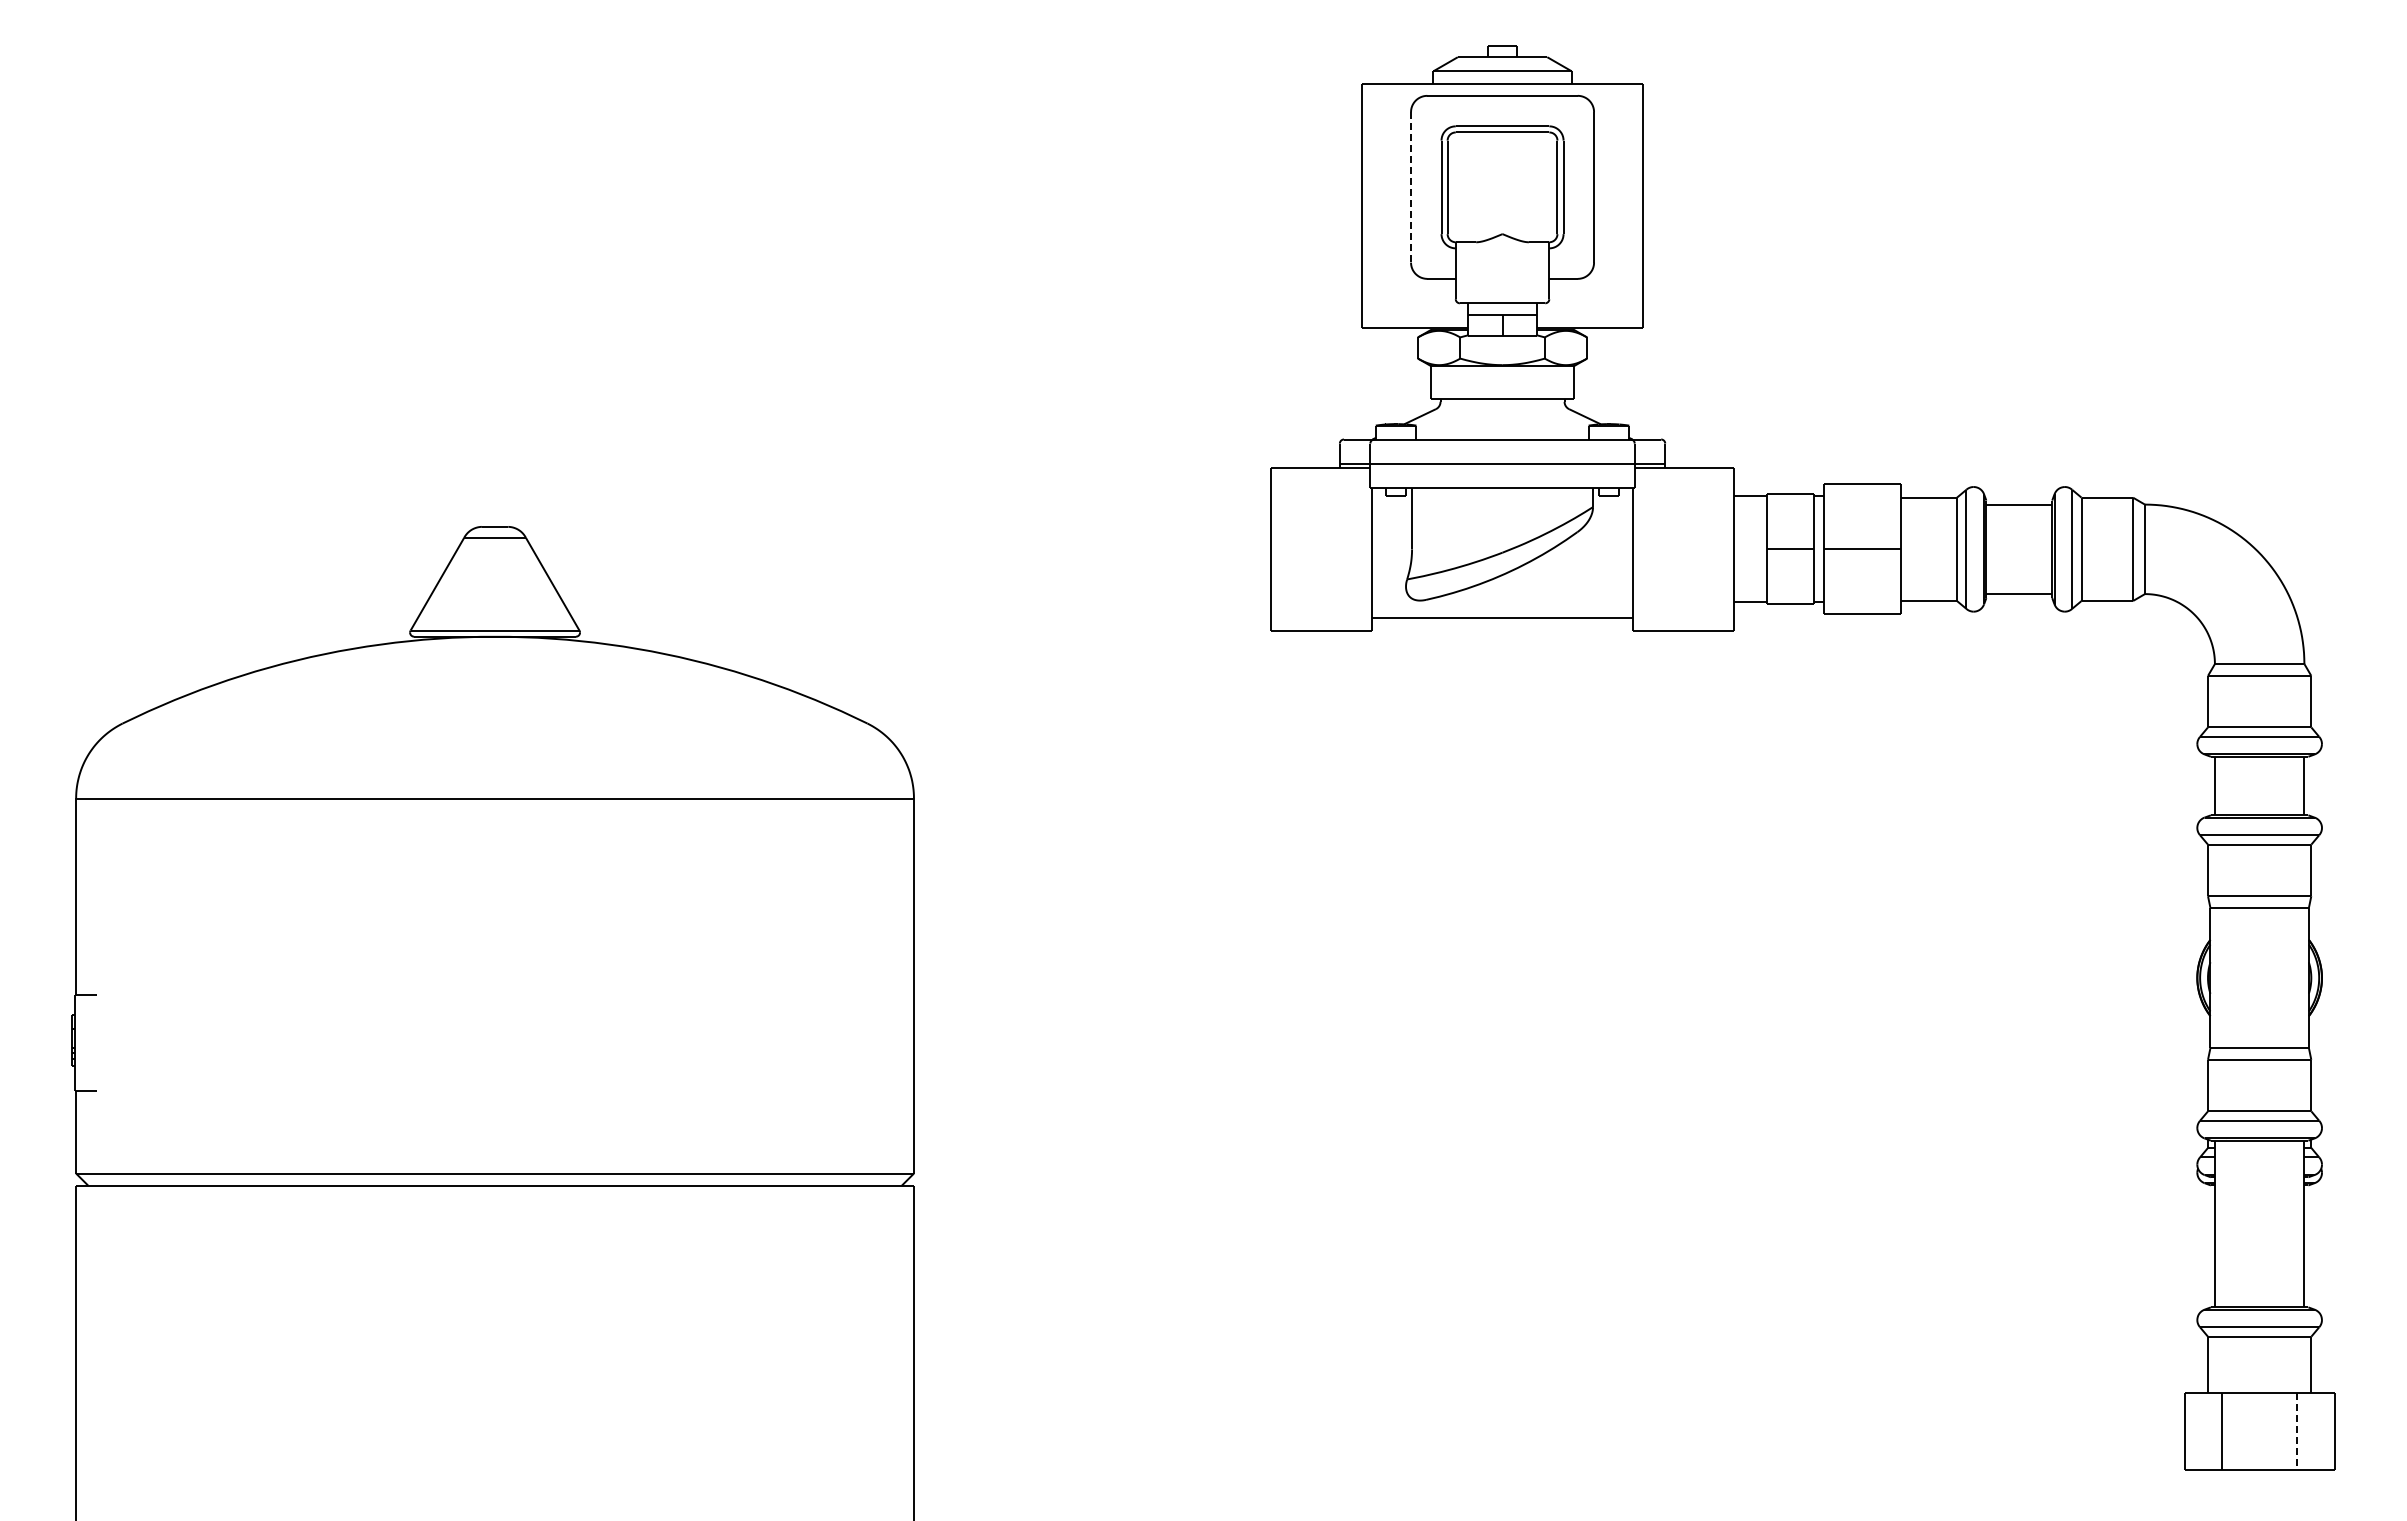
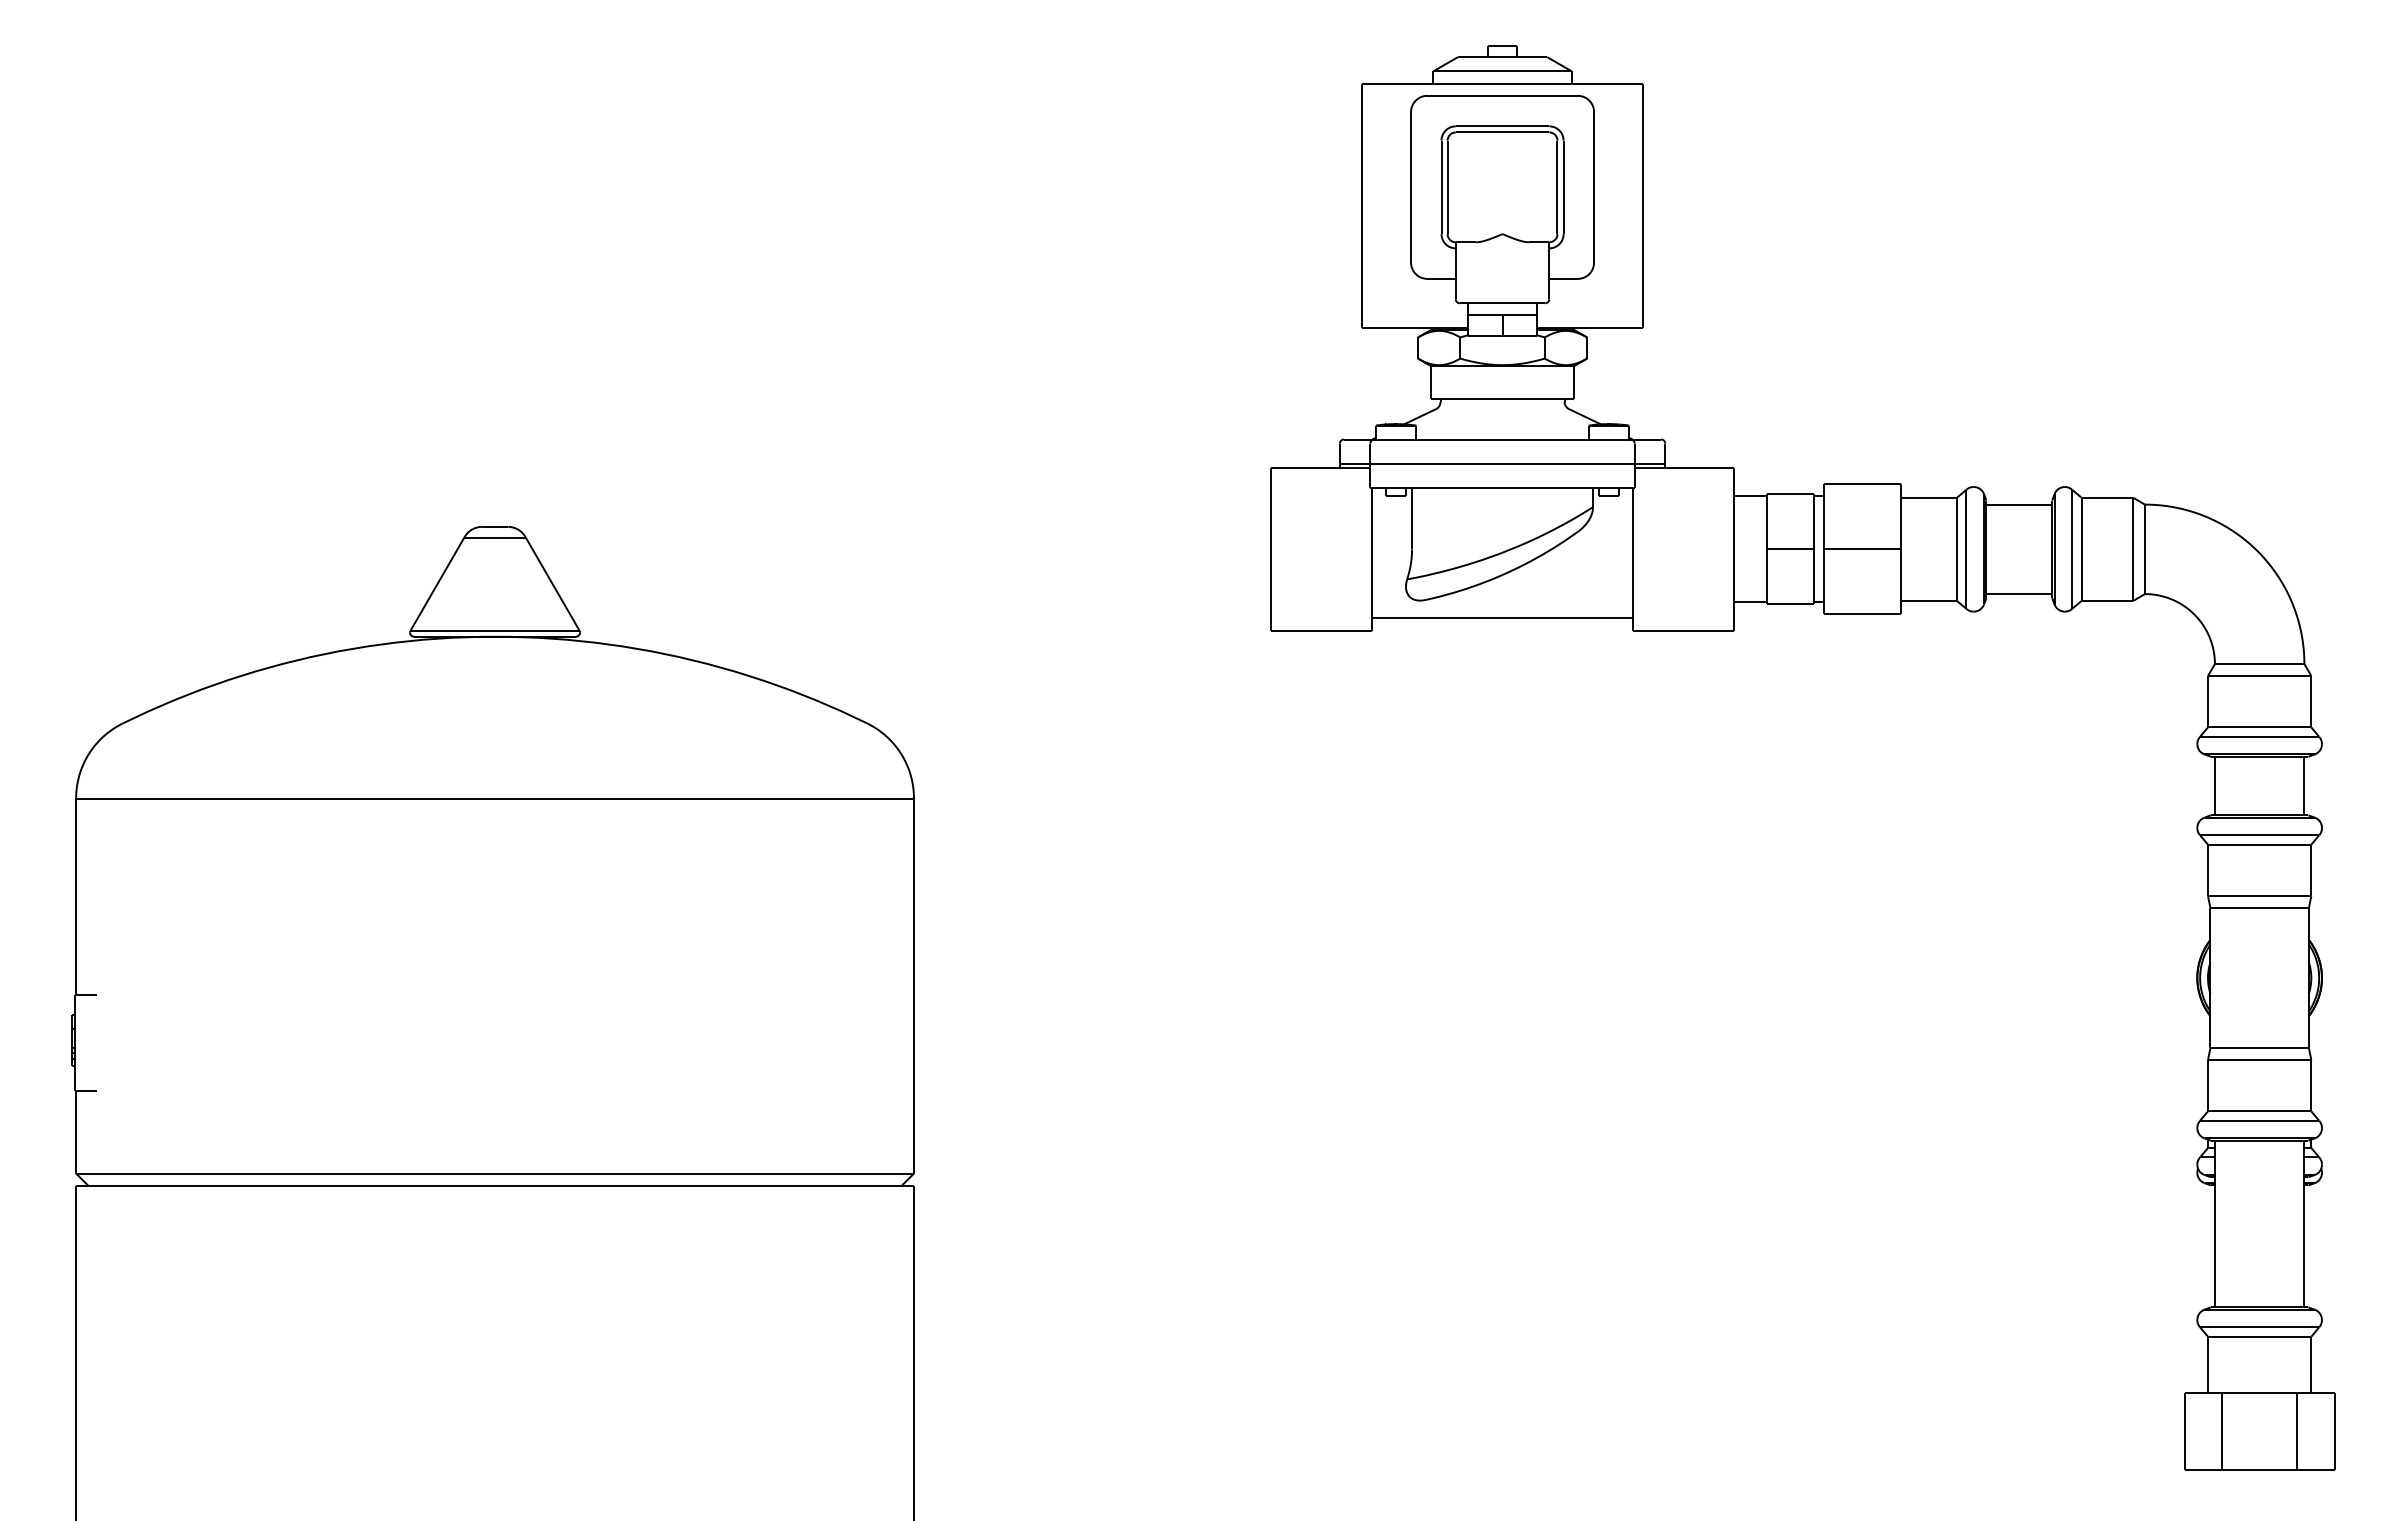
line: dashed -> solid (1411, 187)
line: dashed -> solid (2297, 1431)
